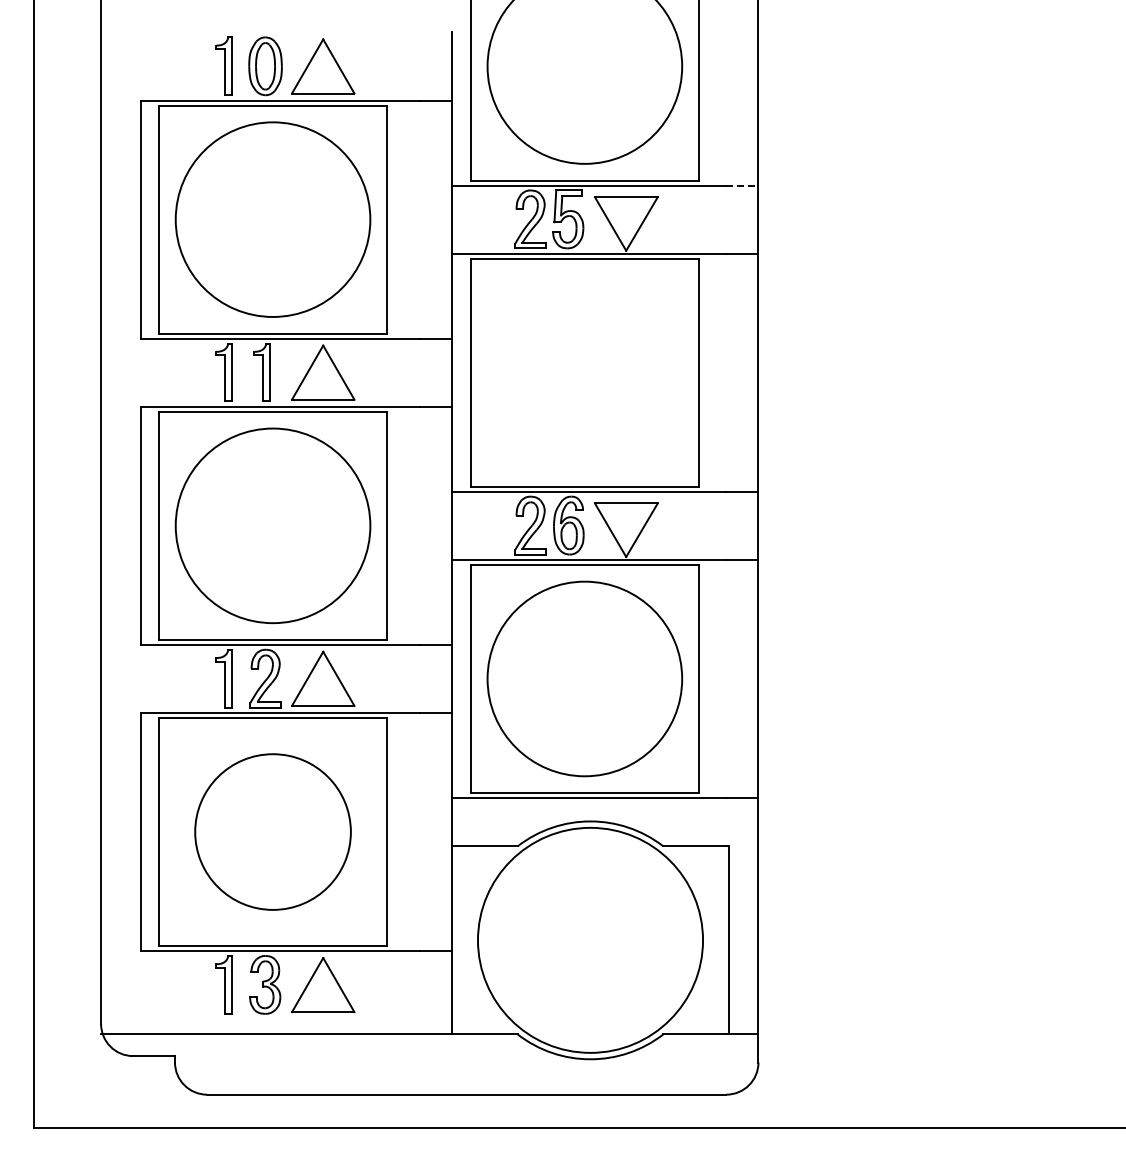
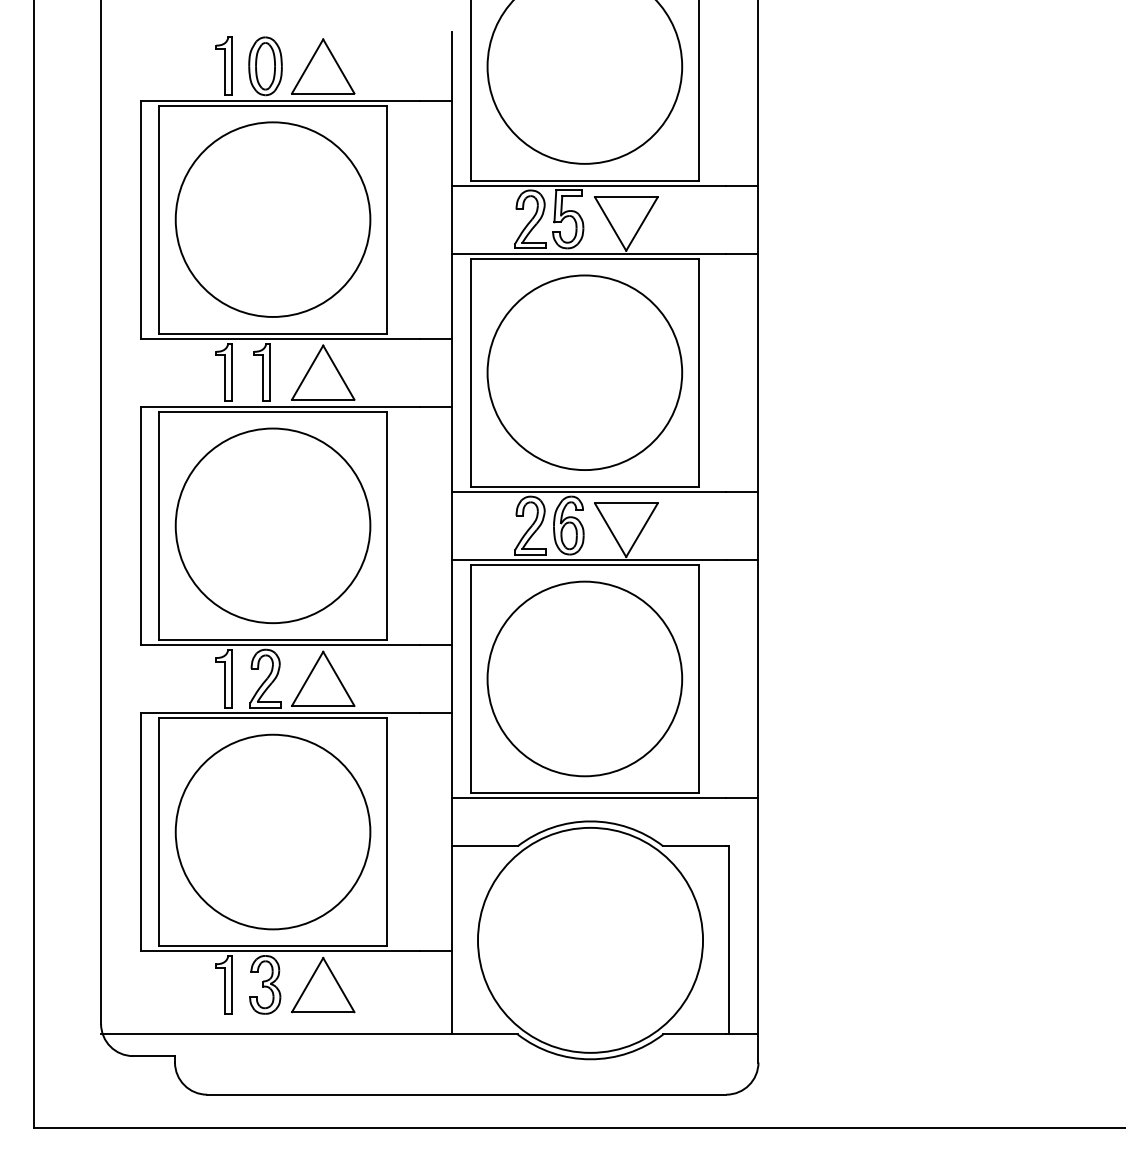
line: dashed -> solid (742, 185)
circle: none -> present (584, 372)
circle diameter: 156 px -> 195 px (272, 831)
